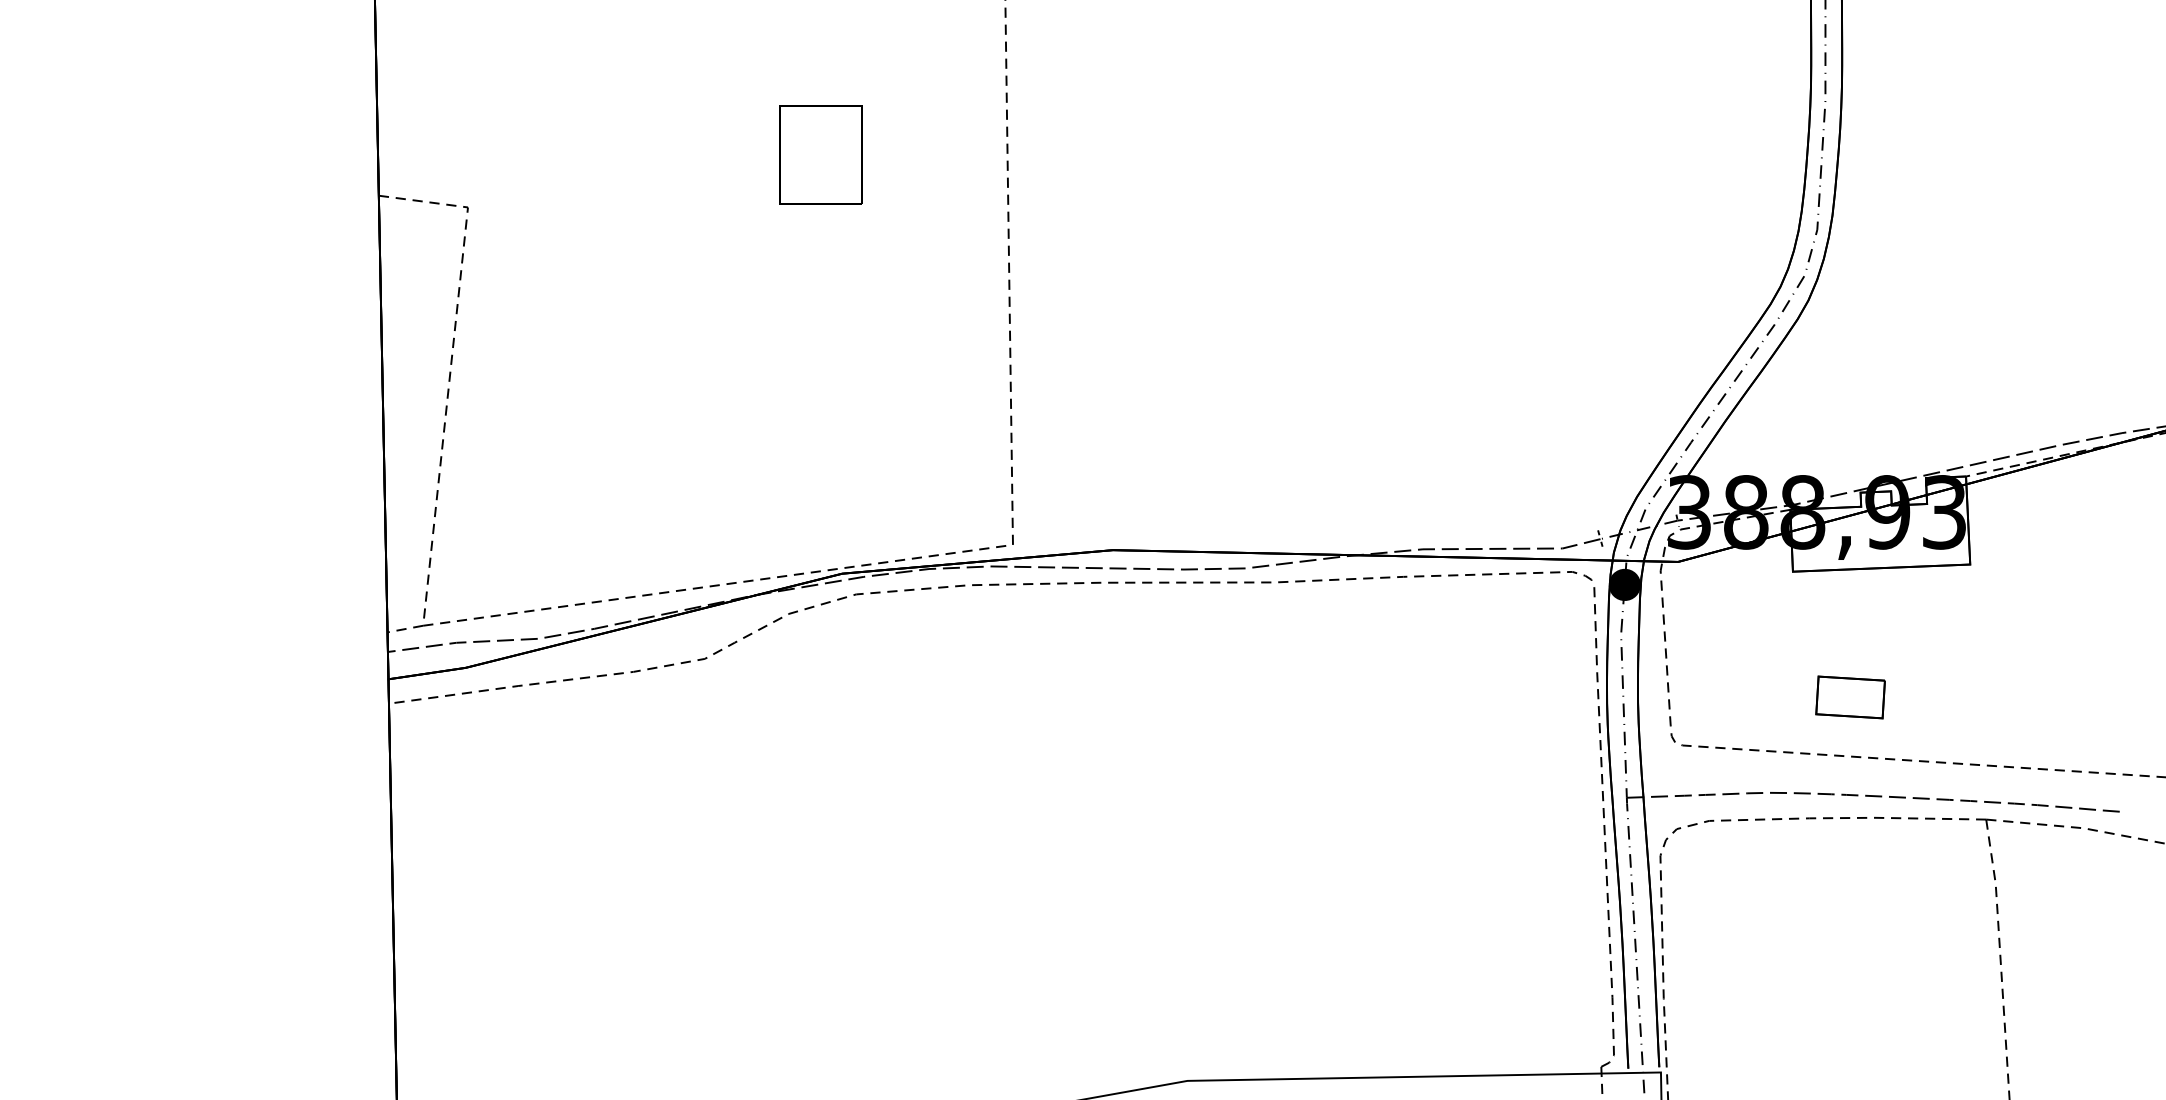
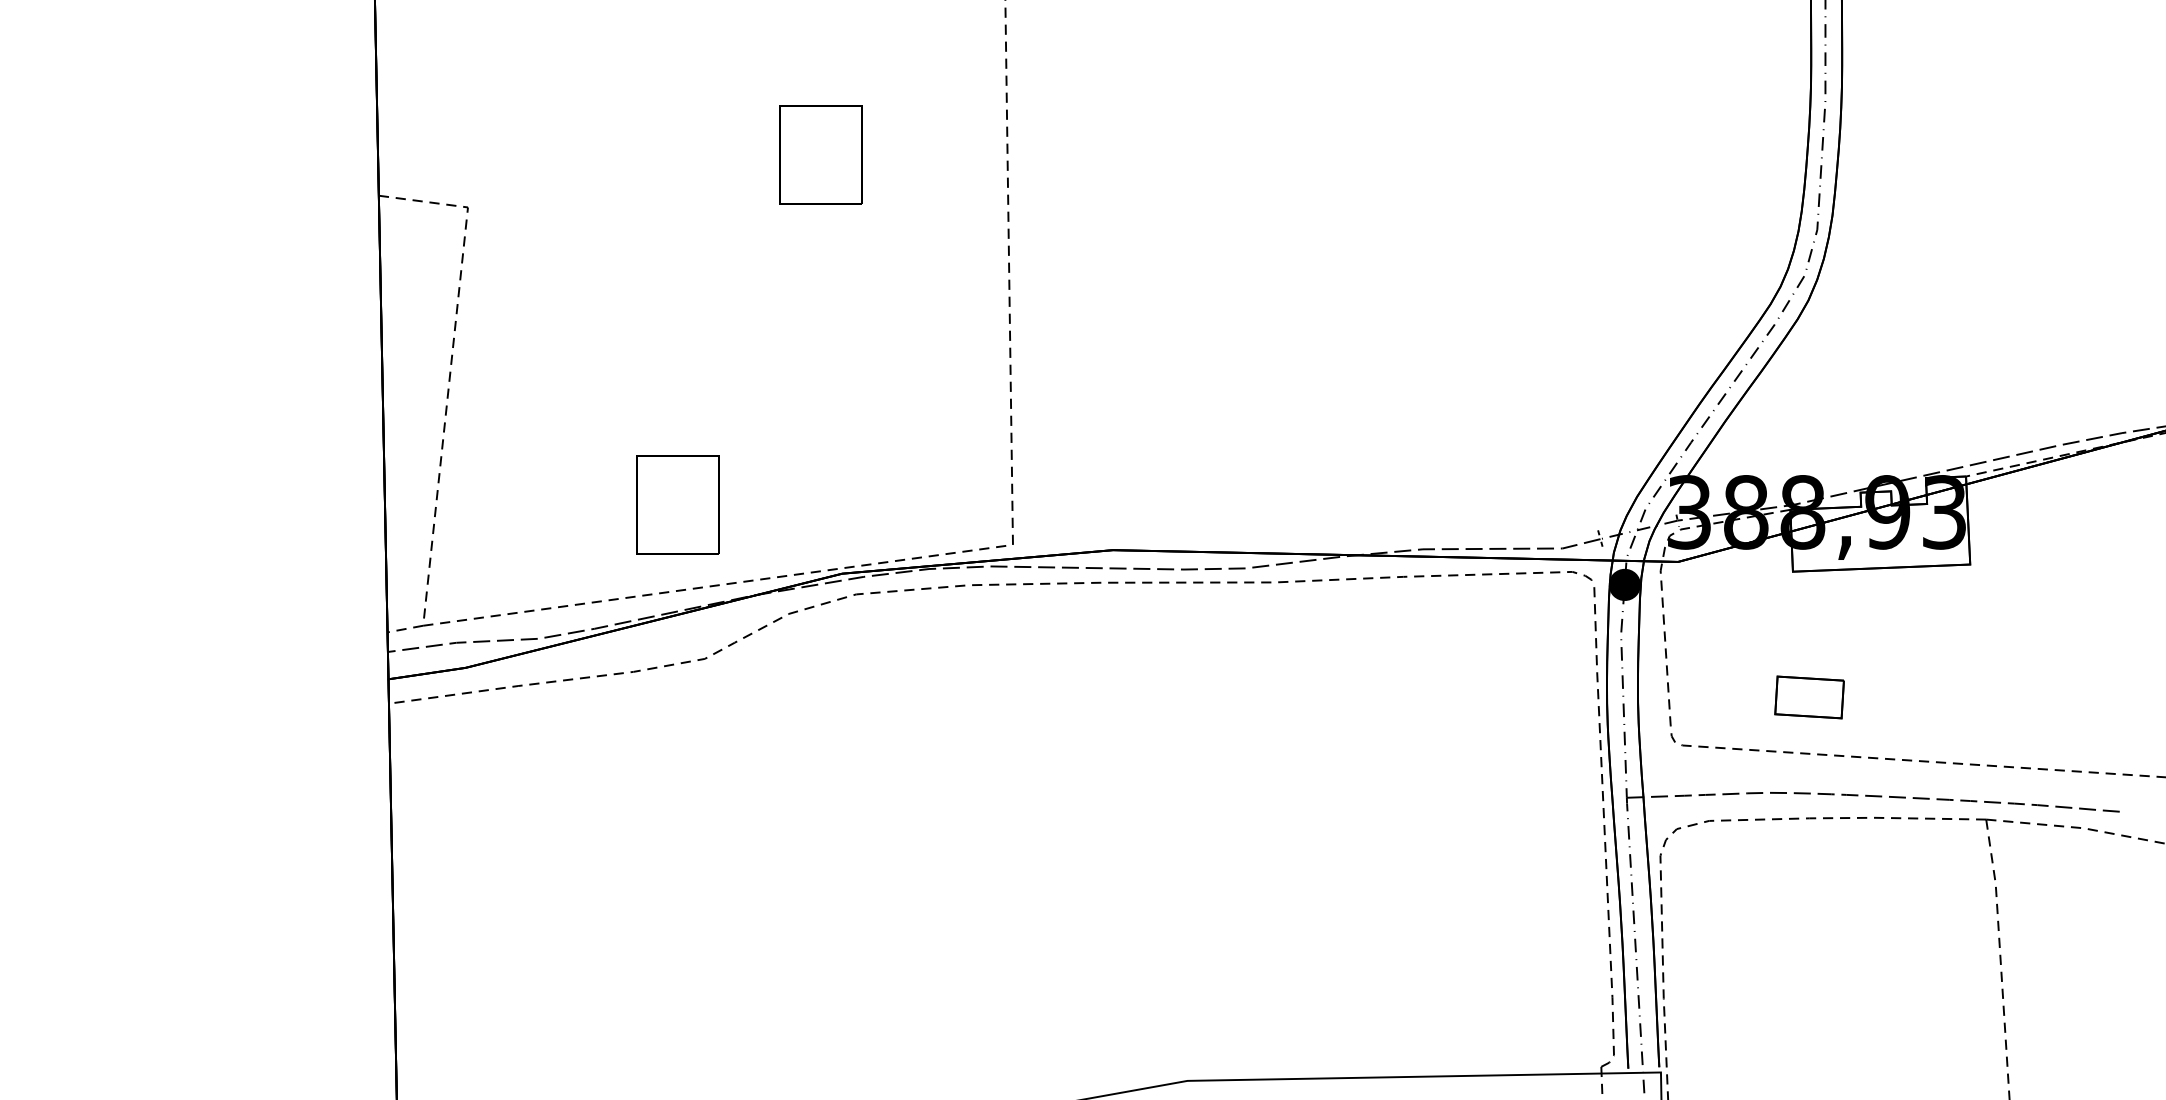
part: none -> present (677, 504)
part position: (1850, 697) -> (1809, 697) (1809, 697)
